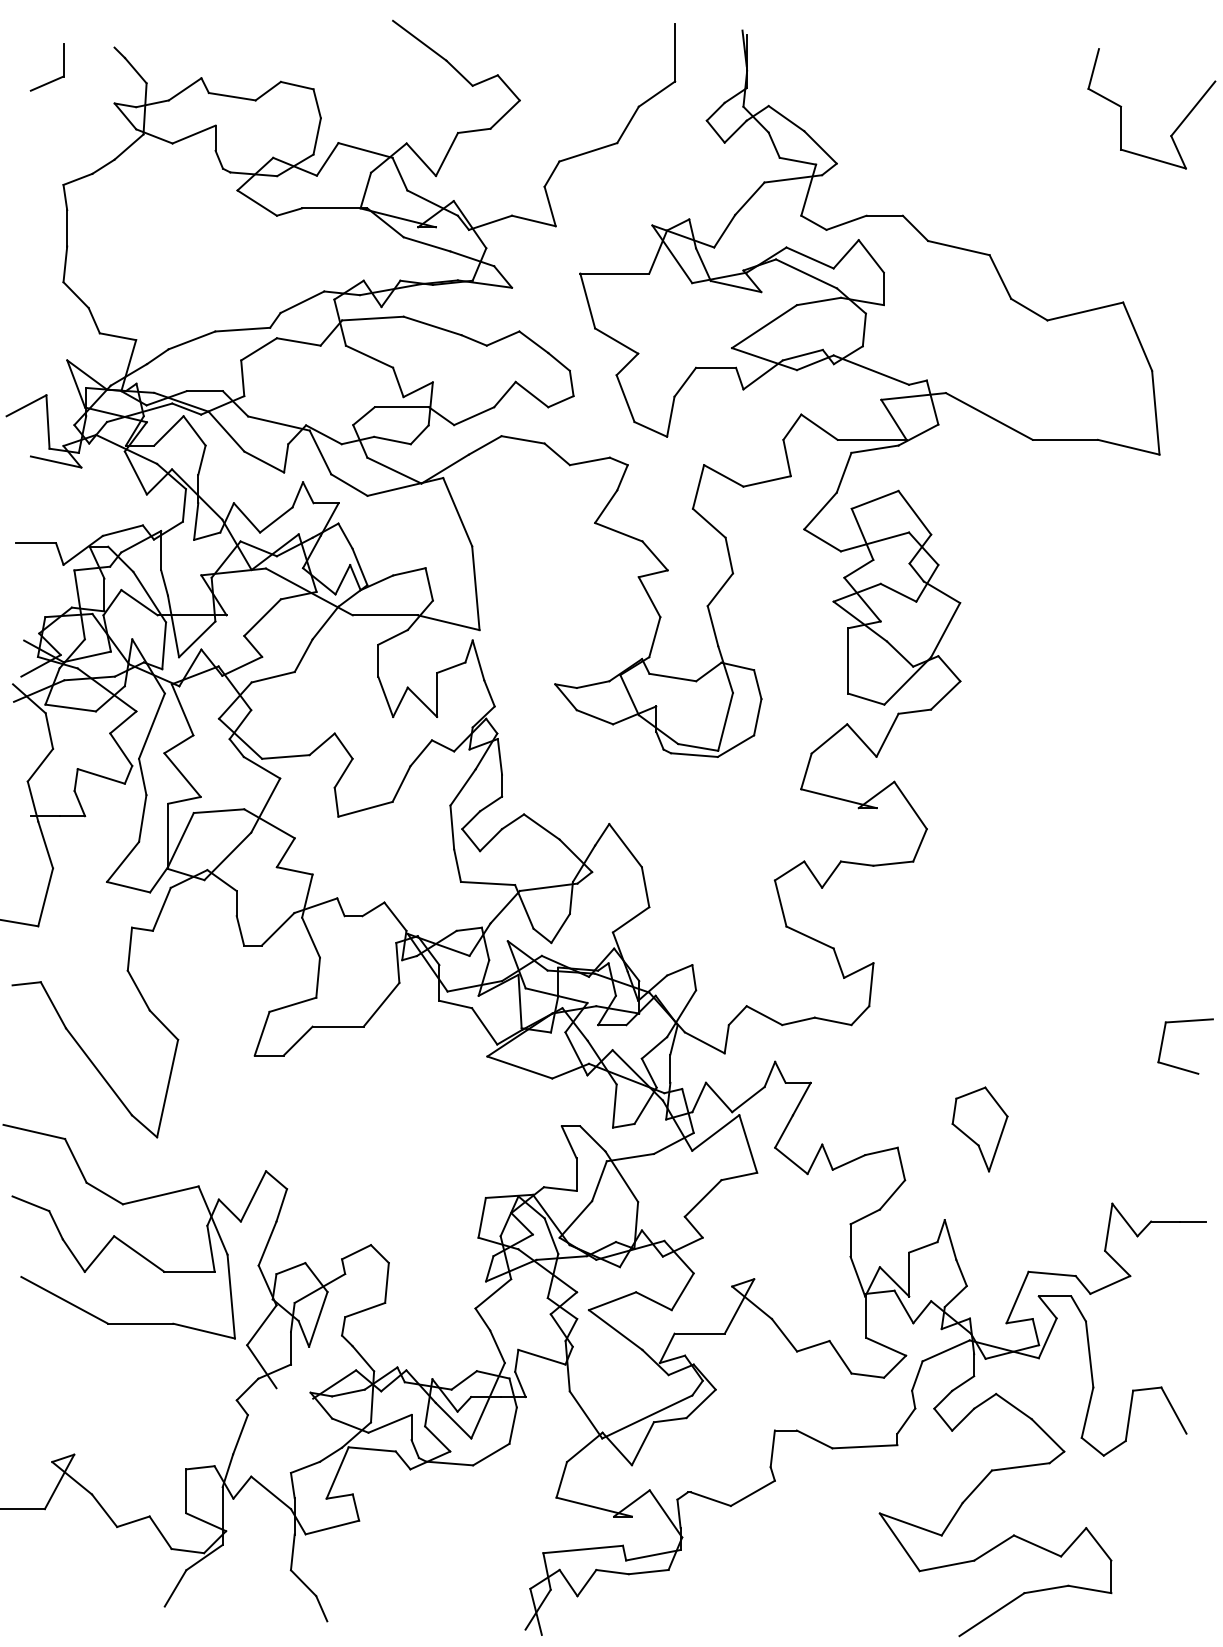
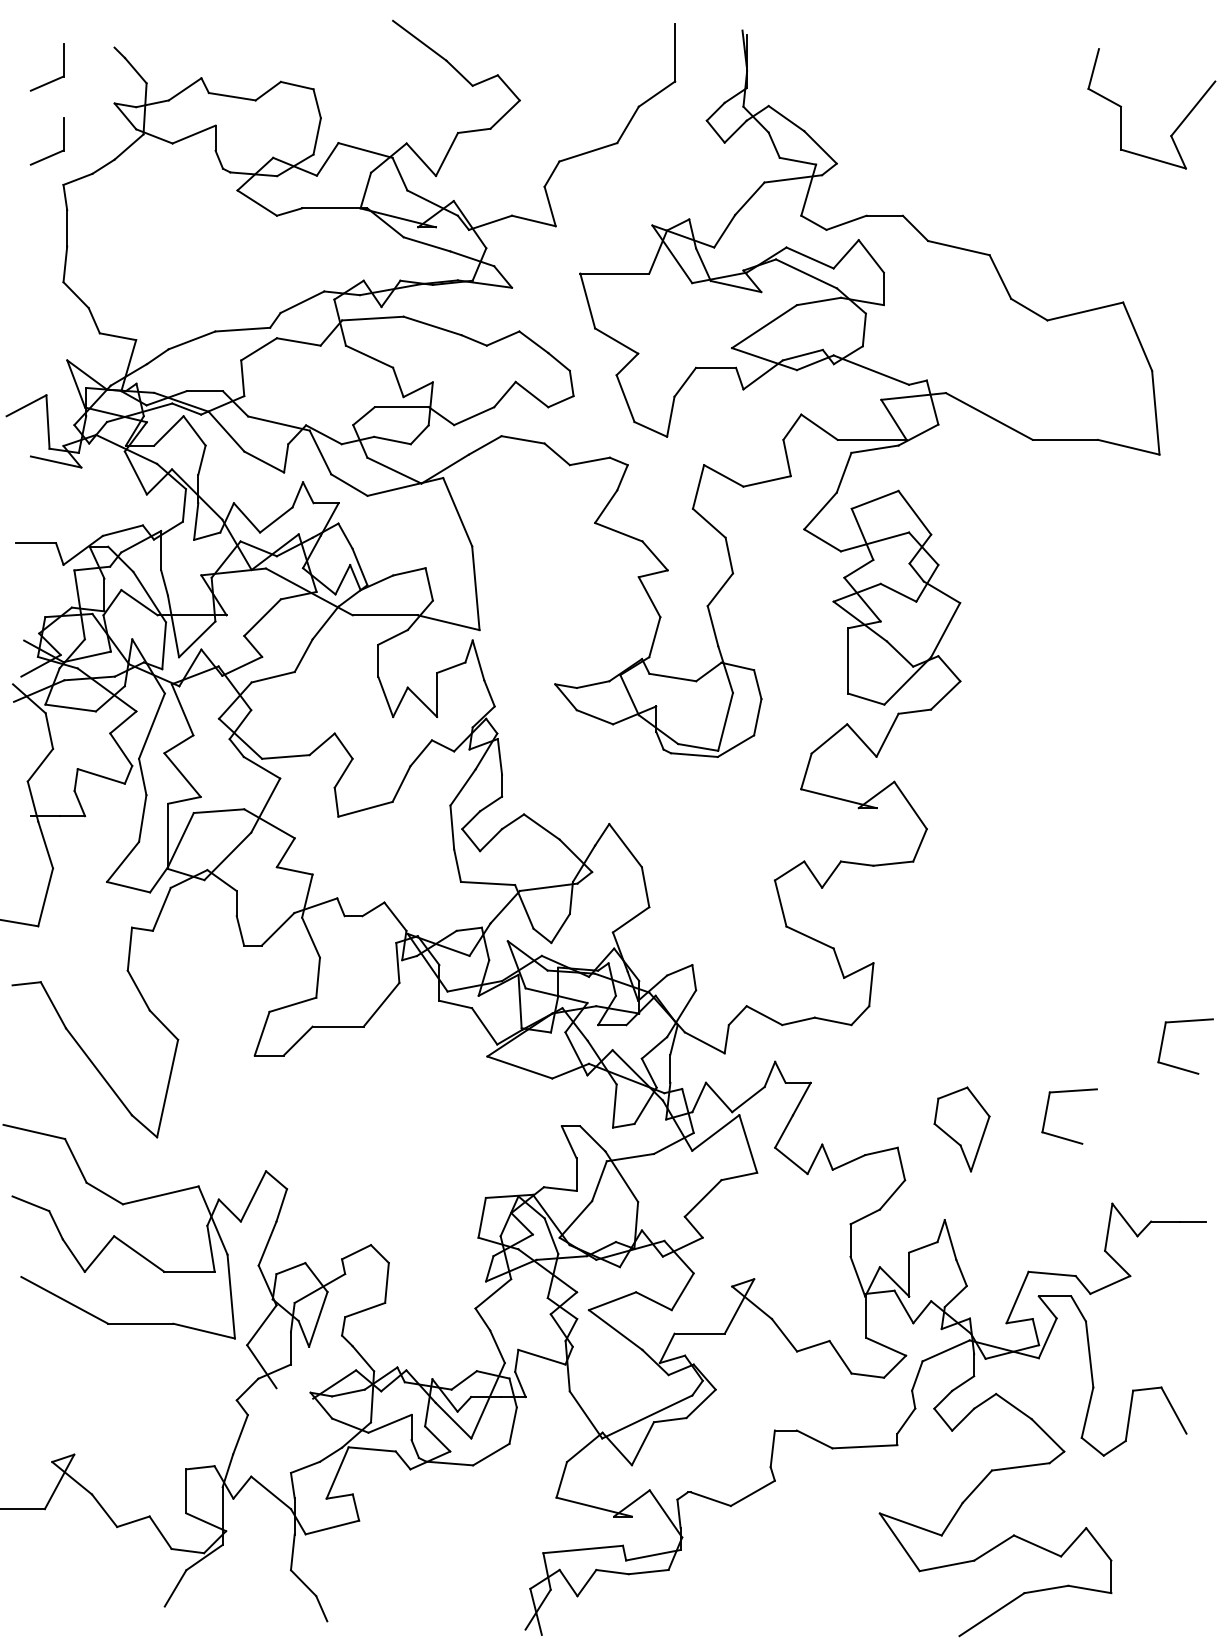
part: none -> present (53, 153)
part position: (979, 1129) -> (961, 1129) (961, 1129)
part: none -> present (1061, 1136)
